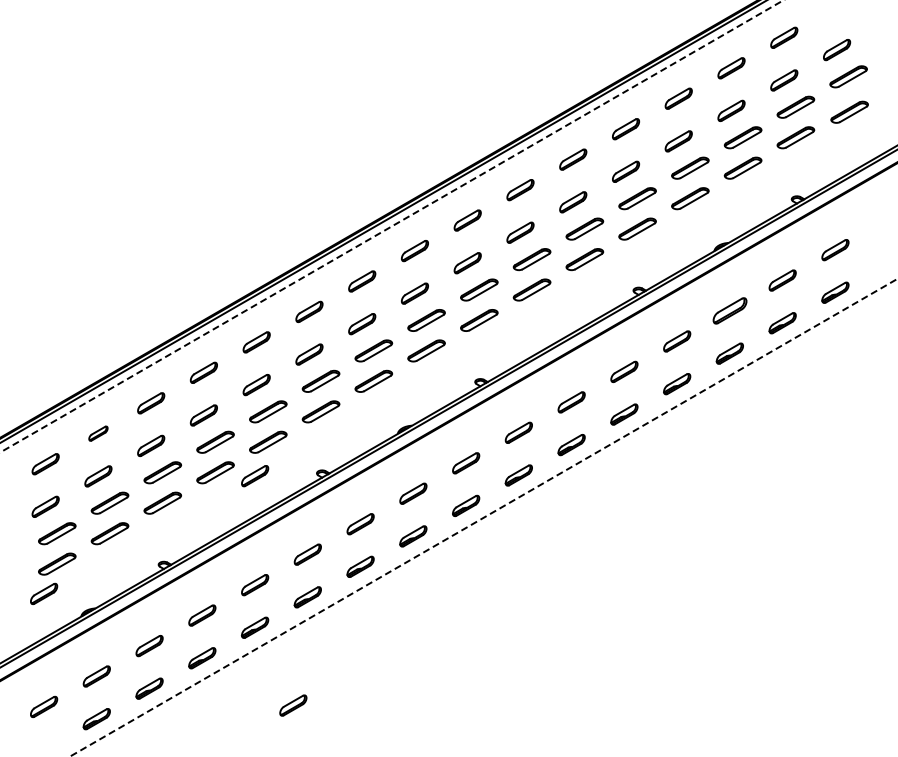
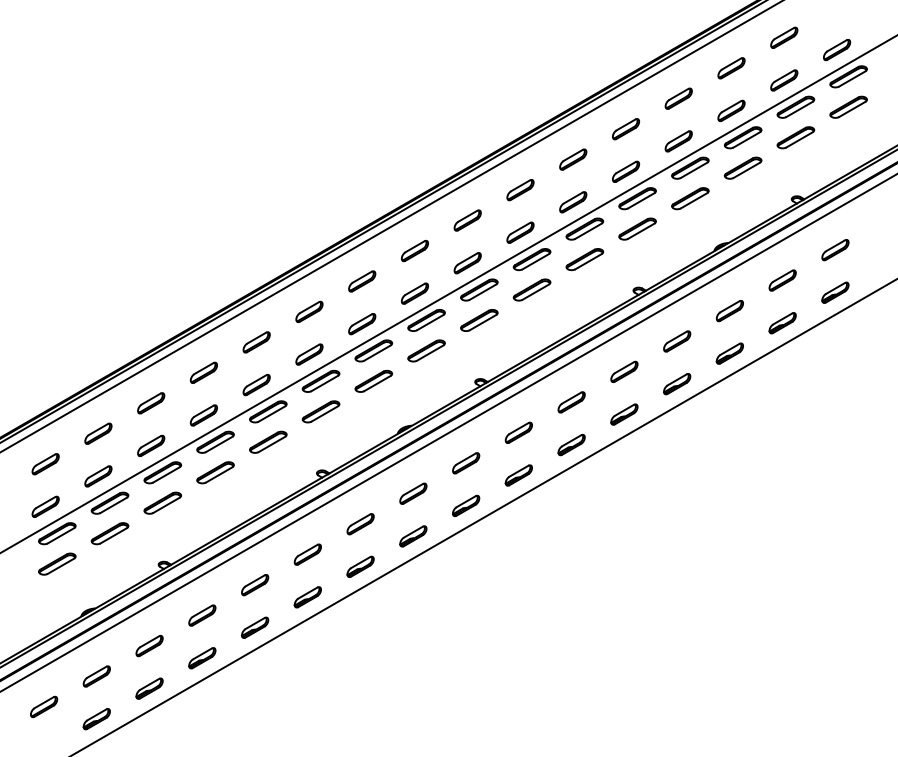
part position: (849, 111) -> (848, 106) (848, 106)
line: dashed -> solid (391, 226)
line: none -> present (448, 293)
part size: 36x28 px -> 29x23 px (729, 311)
line: none -> present (448, 432)
part size: 21x17 px -> 29x23 px (98, 433)
part: present -> none (255, 476)
line: dashed -> solid (483, 517)
part: present -> none (44, 593)
part: present -> none (293, 705)
